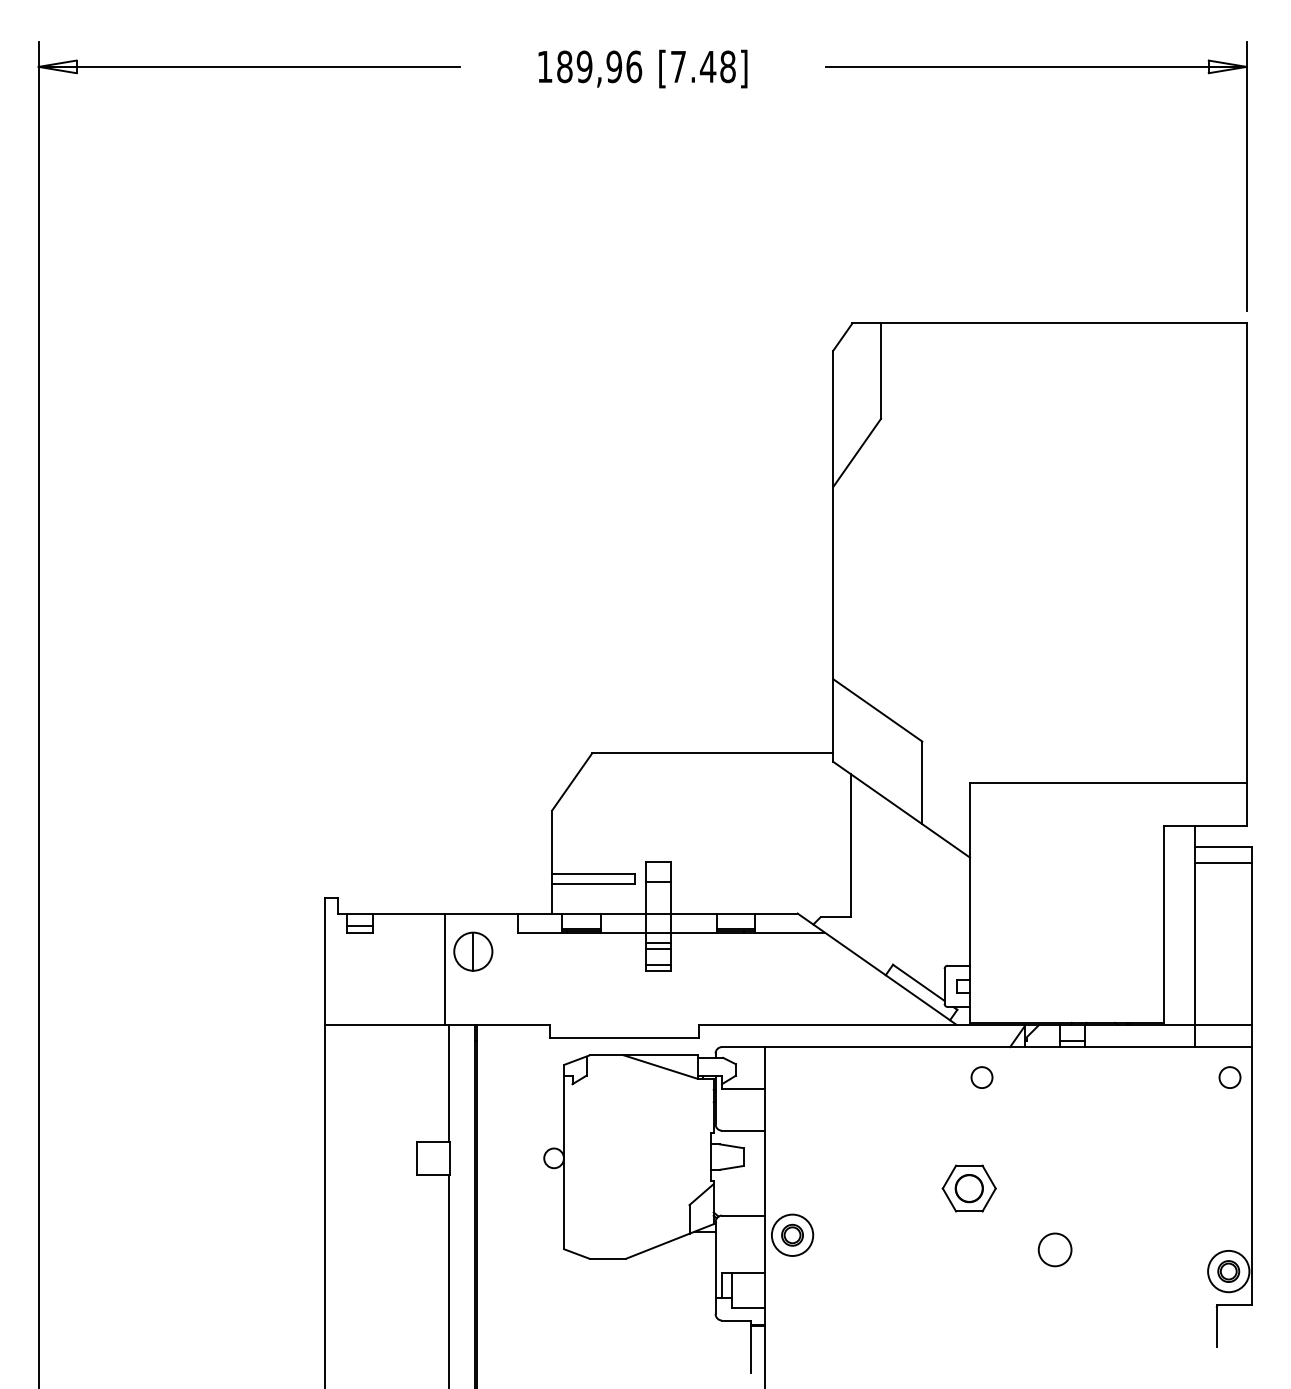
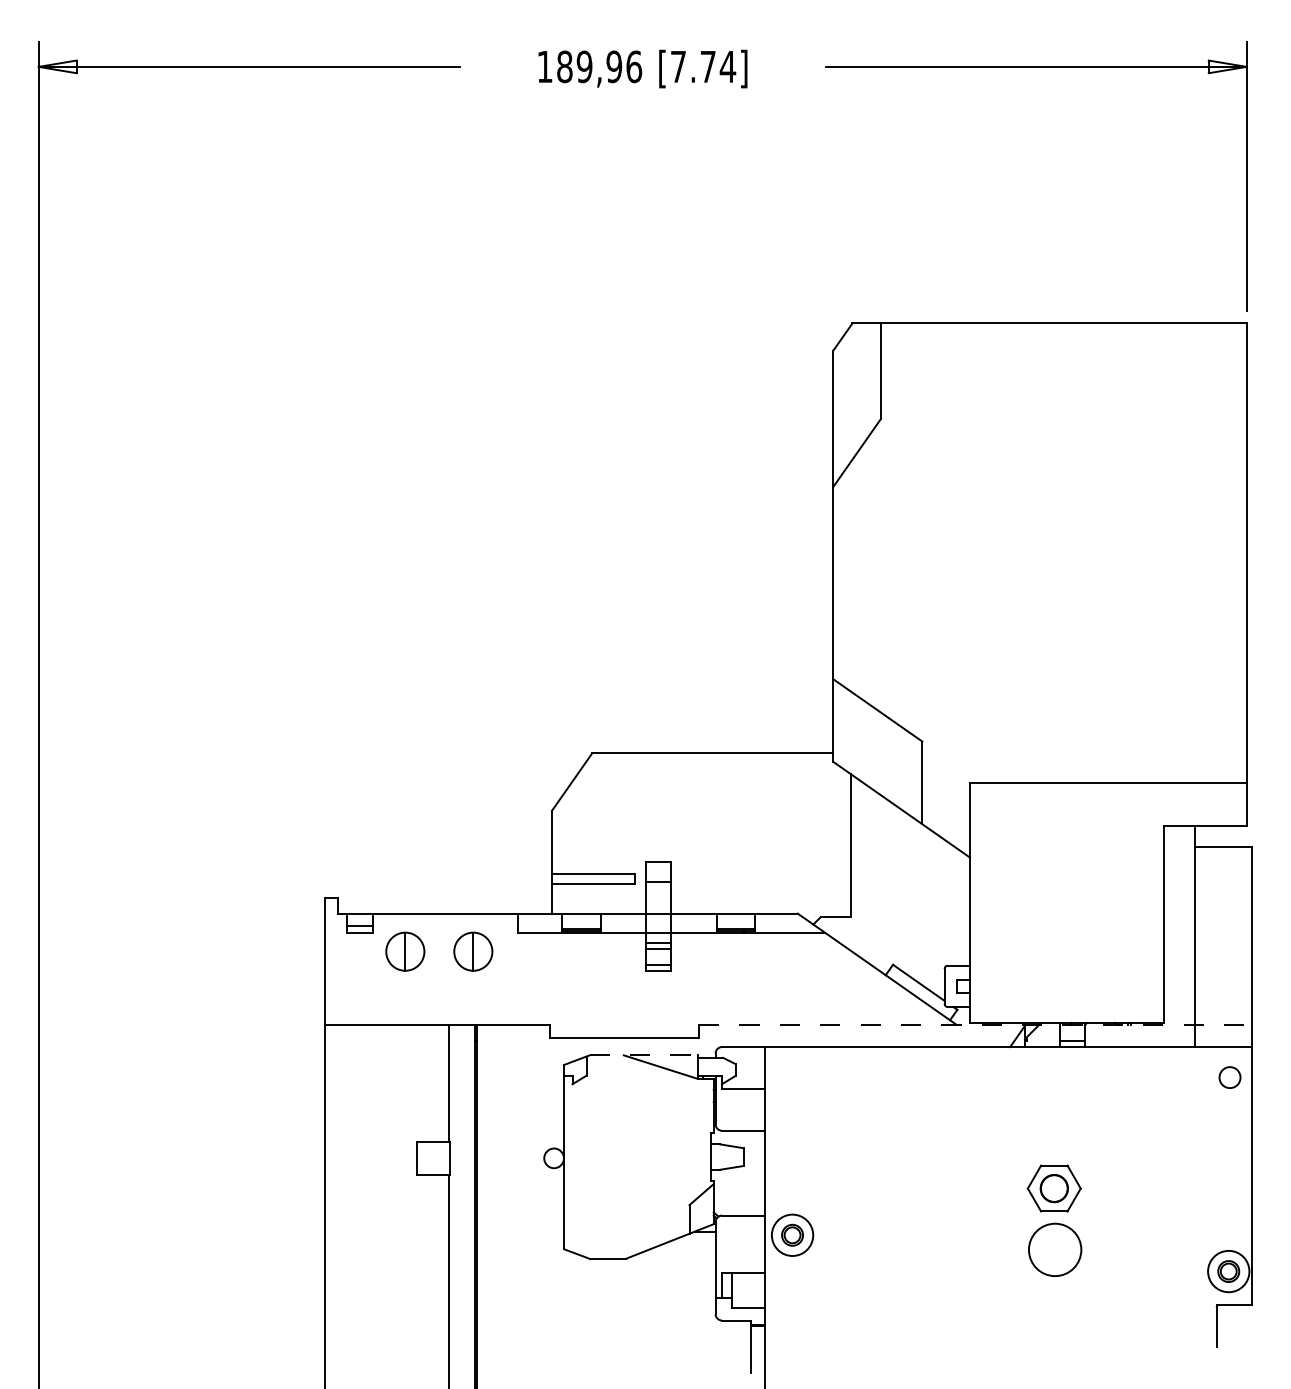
text: [7.48] -> [7.74] (717, 66)
line: present -> none (1223, 862)
part: none -> present (405, 951)
line: present -> none (444, 968)
line: solid -> dashed (975, 1024)
line: solid -> dashed (644, 1055)
circle: present -> none (981, 1077)
part position: (968, 1188) -> (1053, 1188) (1053, 1188)
circle diameter: 33 px -> 52 px (1054, 1249)
